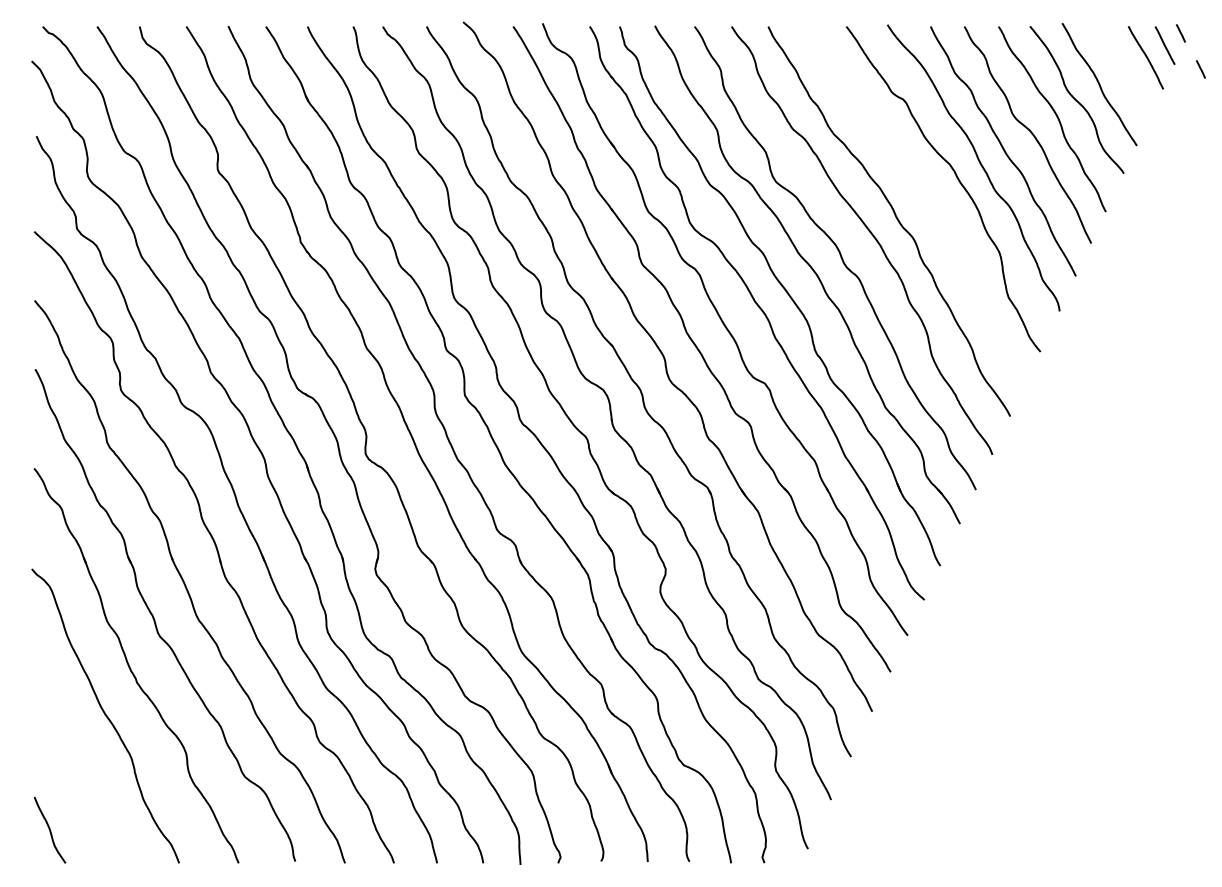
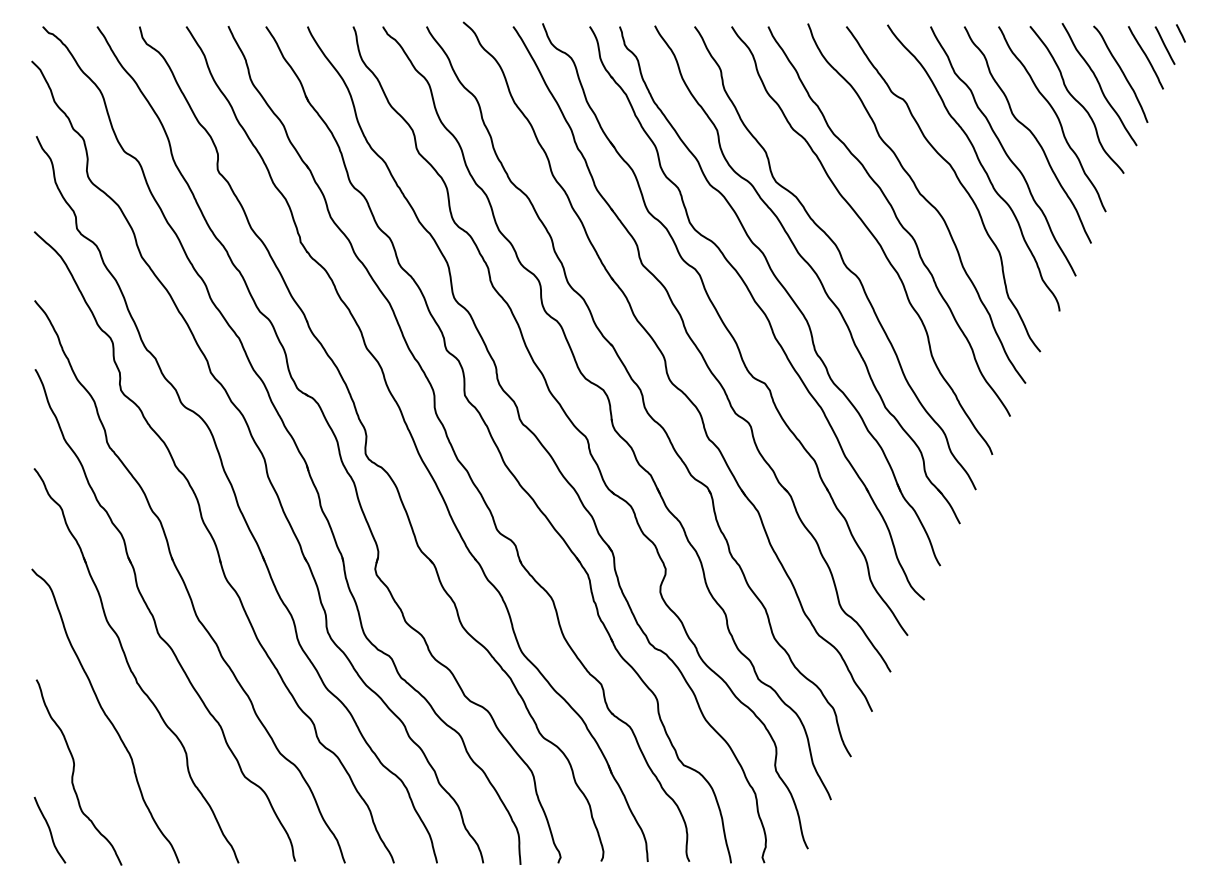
line: present -> none (1200, 69)
curve: none -> present (1121, 72)
curve: none -> present (922, 197)
curve: none -> present (74, 772)
